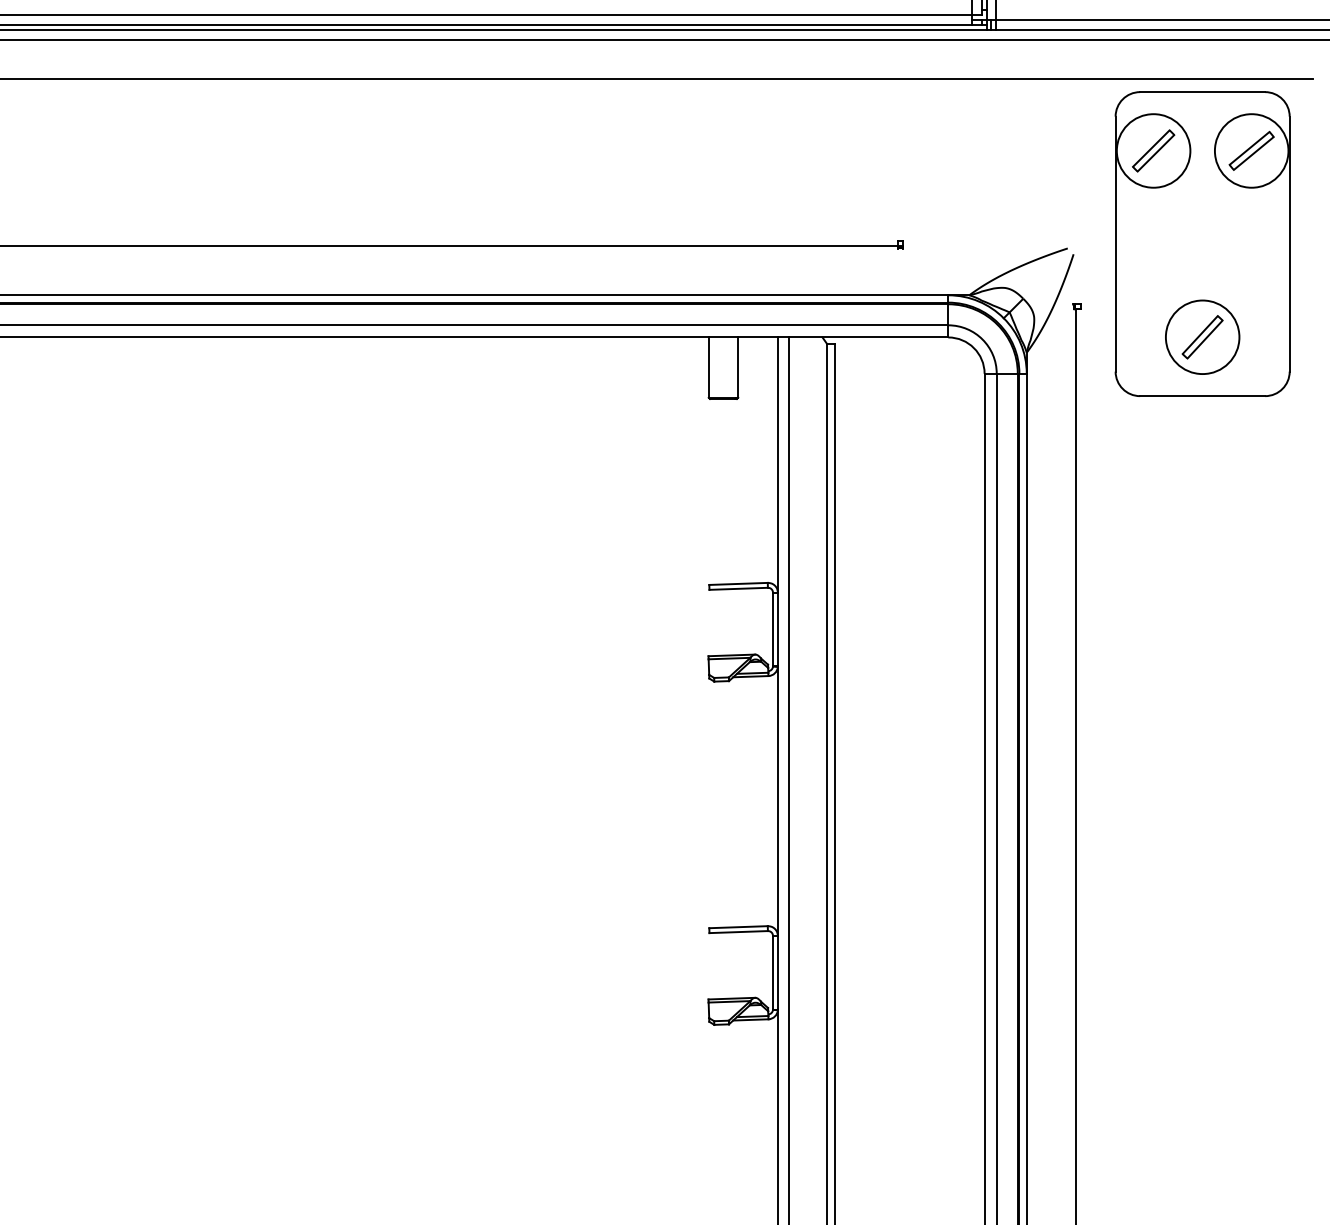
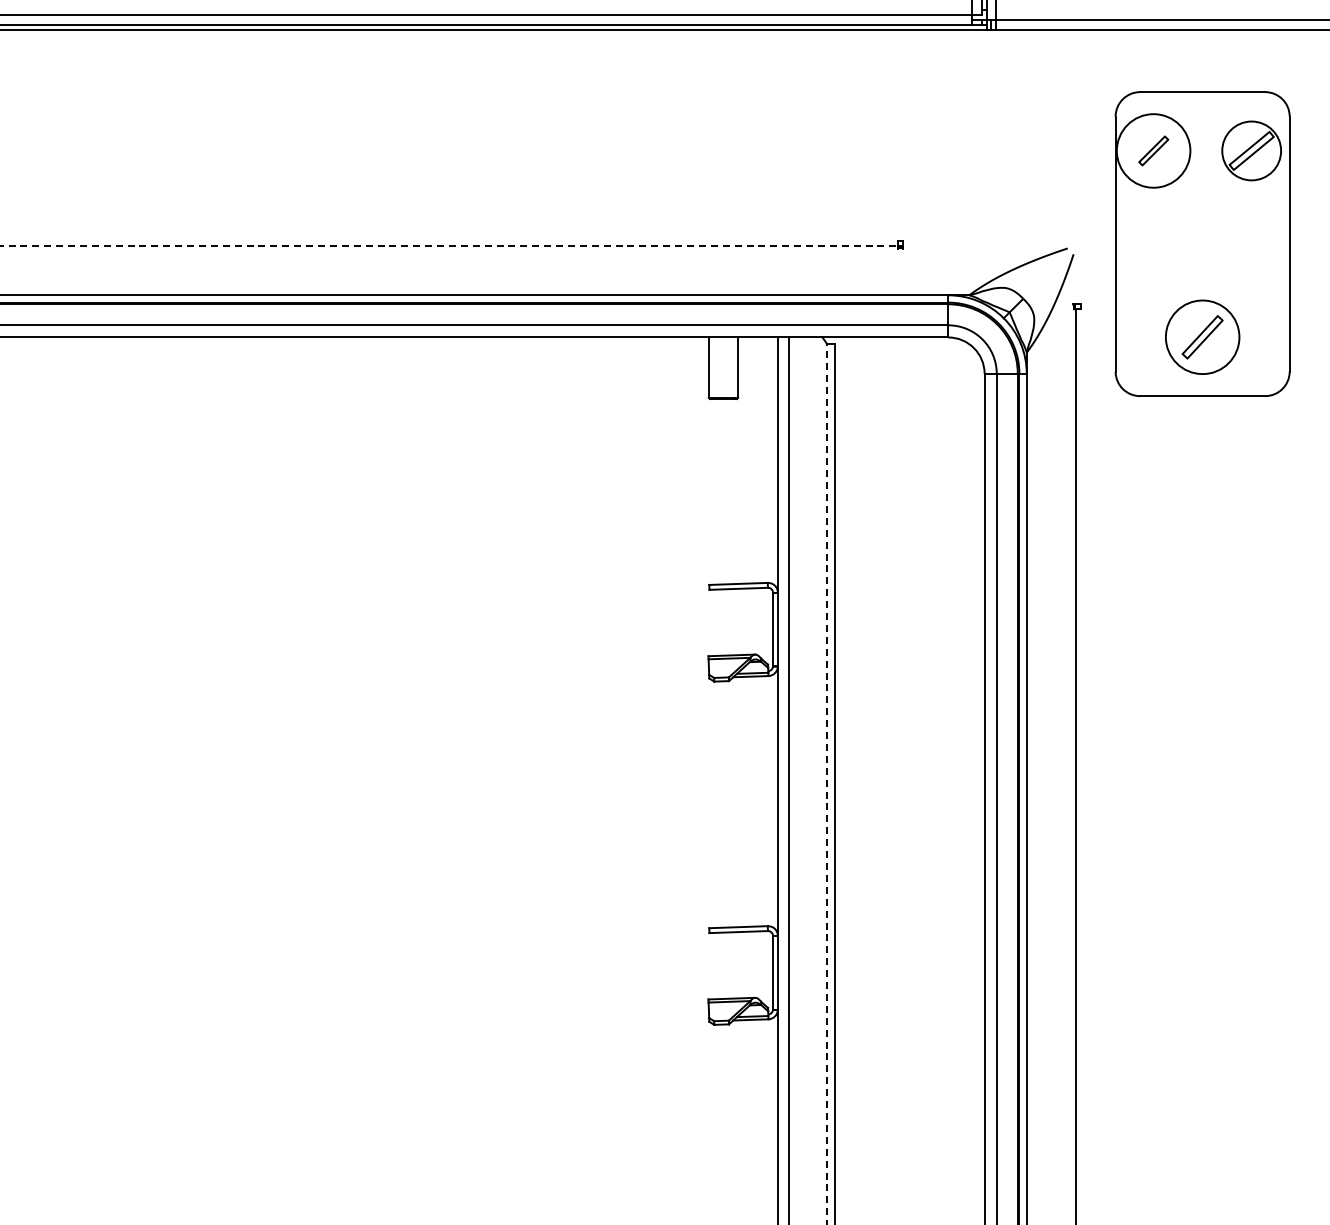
line: present -> none (664, 39)
line: present -> none (657, 79)
part size: 44x44 px -> 32x32 px (1153, 150)
circle diameter: 74 px -> 59 px (1251, 150)
line: solid -> dashed (449, 245)
line: solid -> dashed (826, 783)
